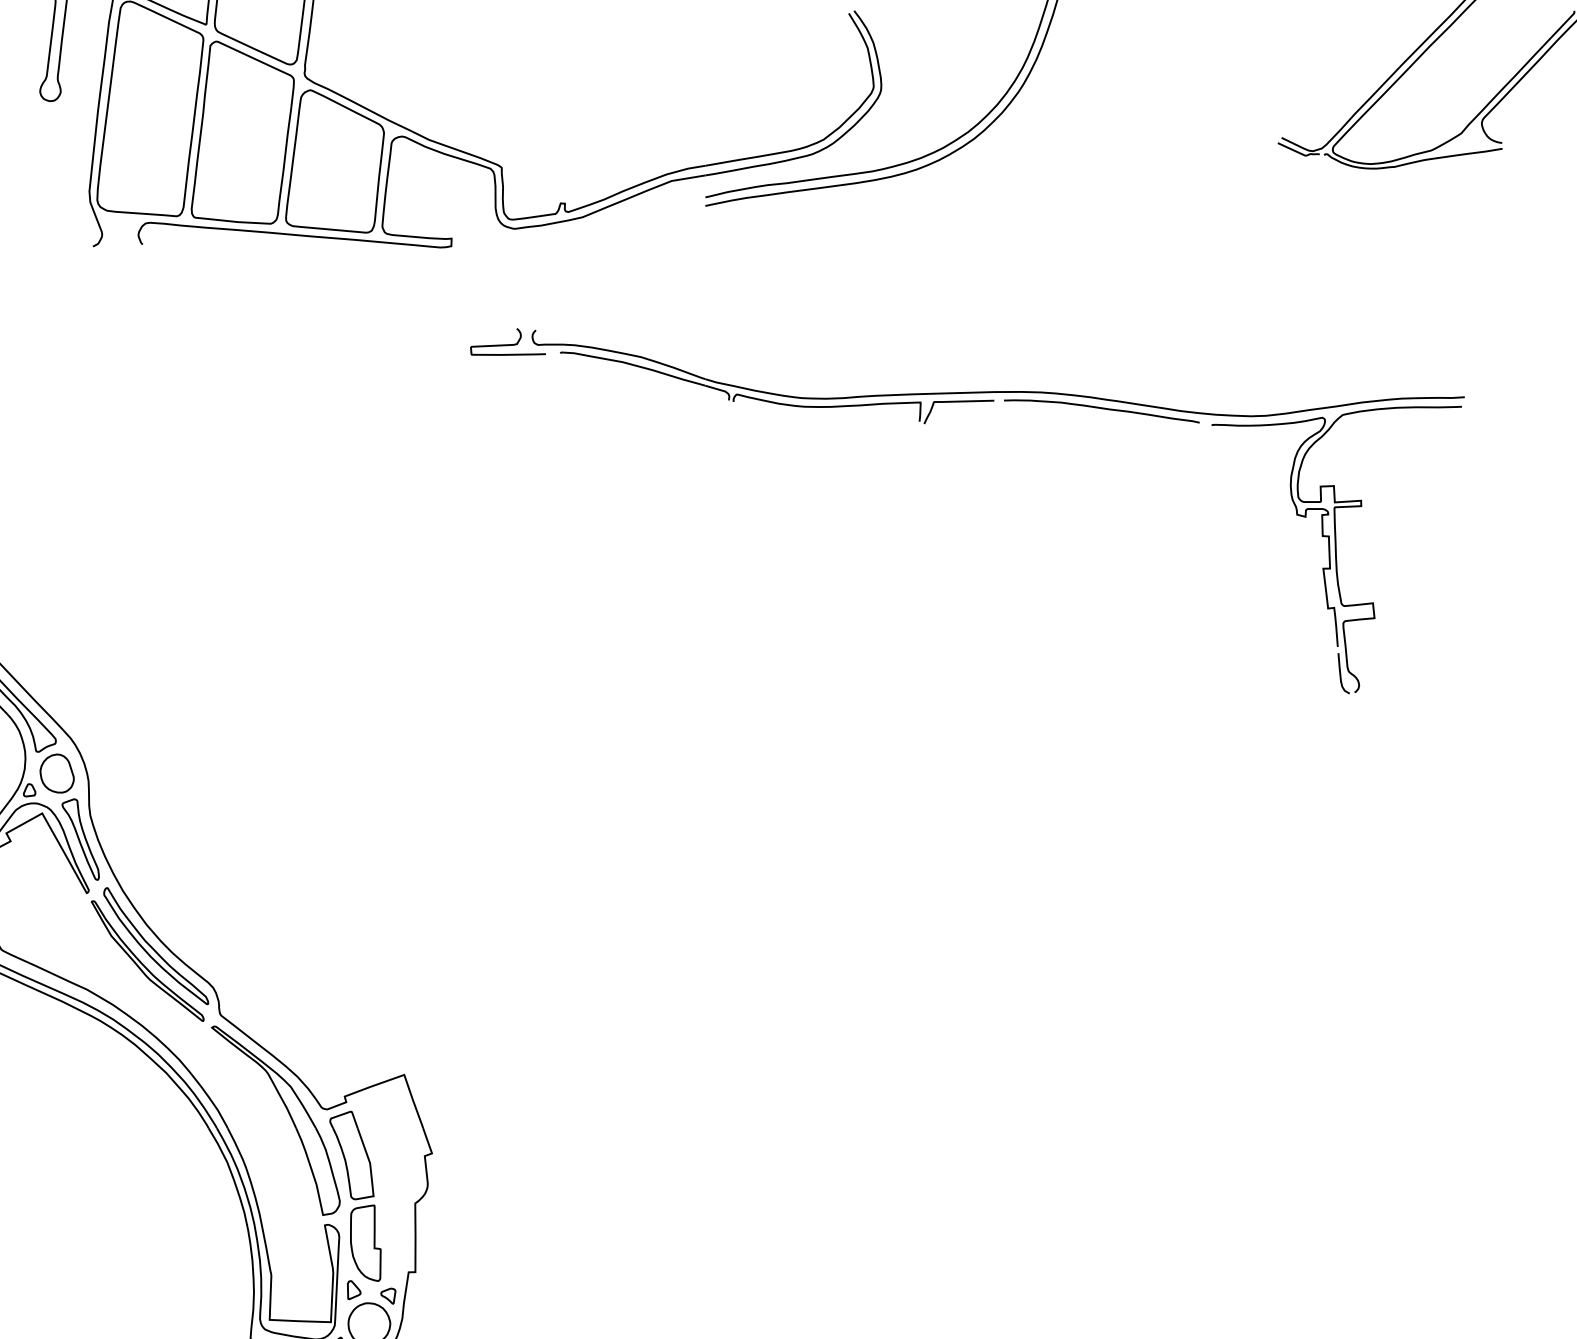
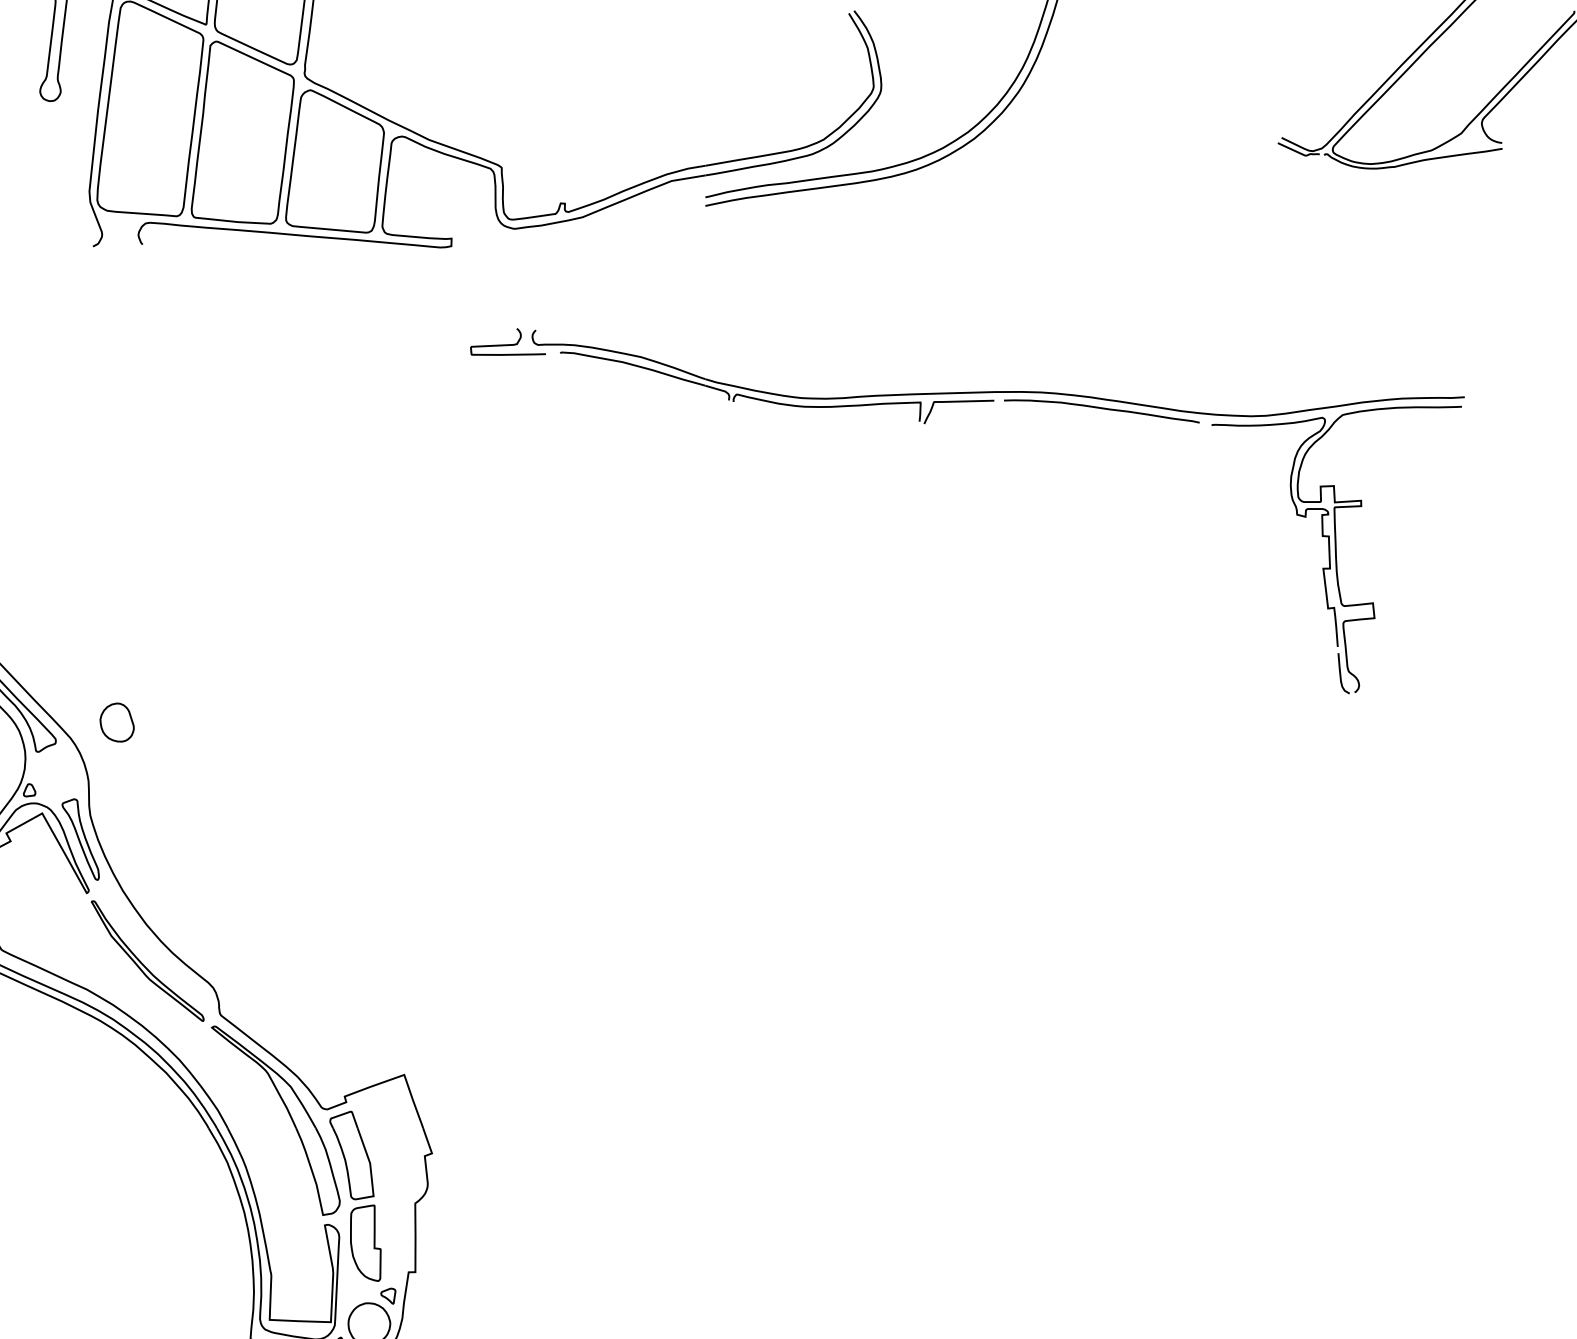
part position: (56, 773) -> (116, 722) (116, 722)
part: present -> none (156, 946)
part: present -> none (354, 1290)
